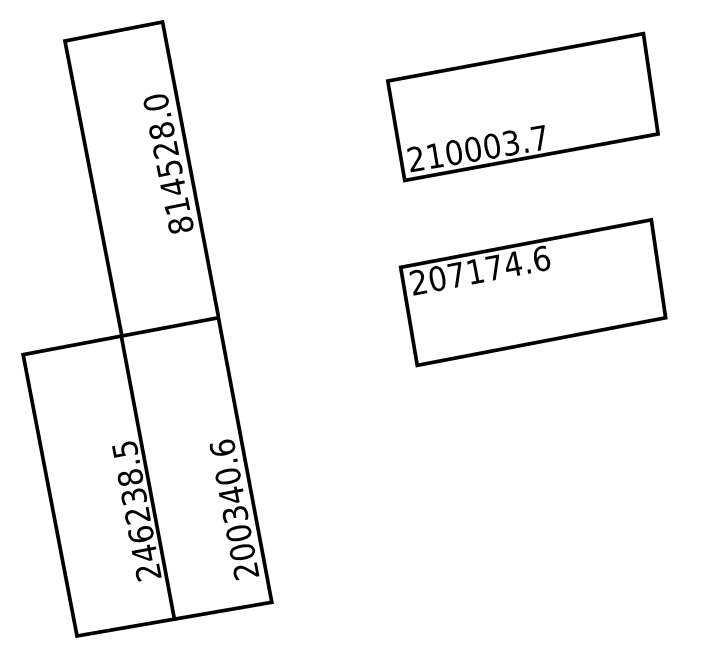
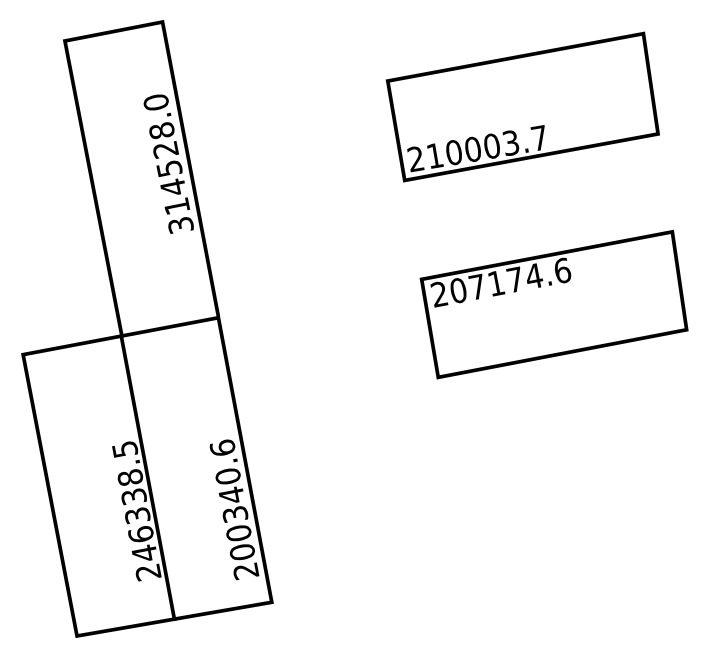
text: 814528.0 -> 314528.0 (180, 224)
text position: (532, 292) -> (553, 304) (553, 304)
text: 246238.5 -> 246338.5 (137, 515)
